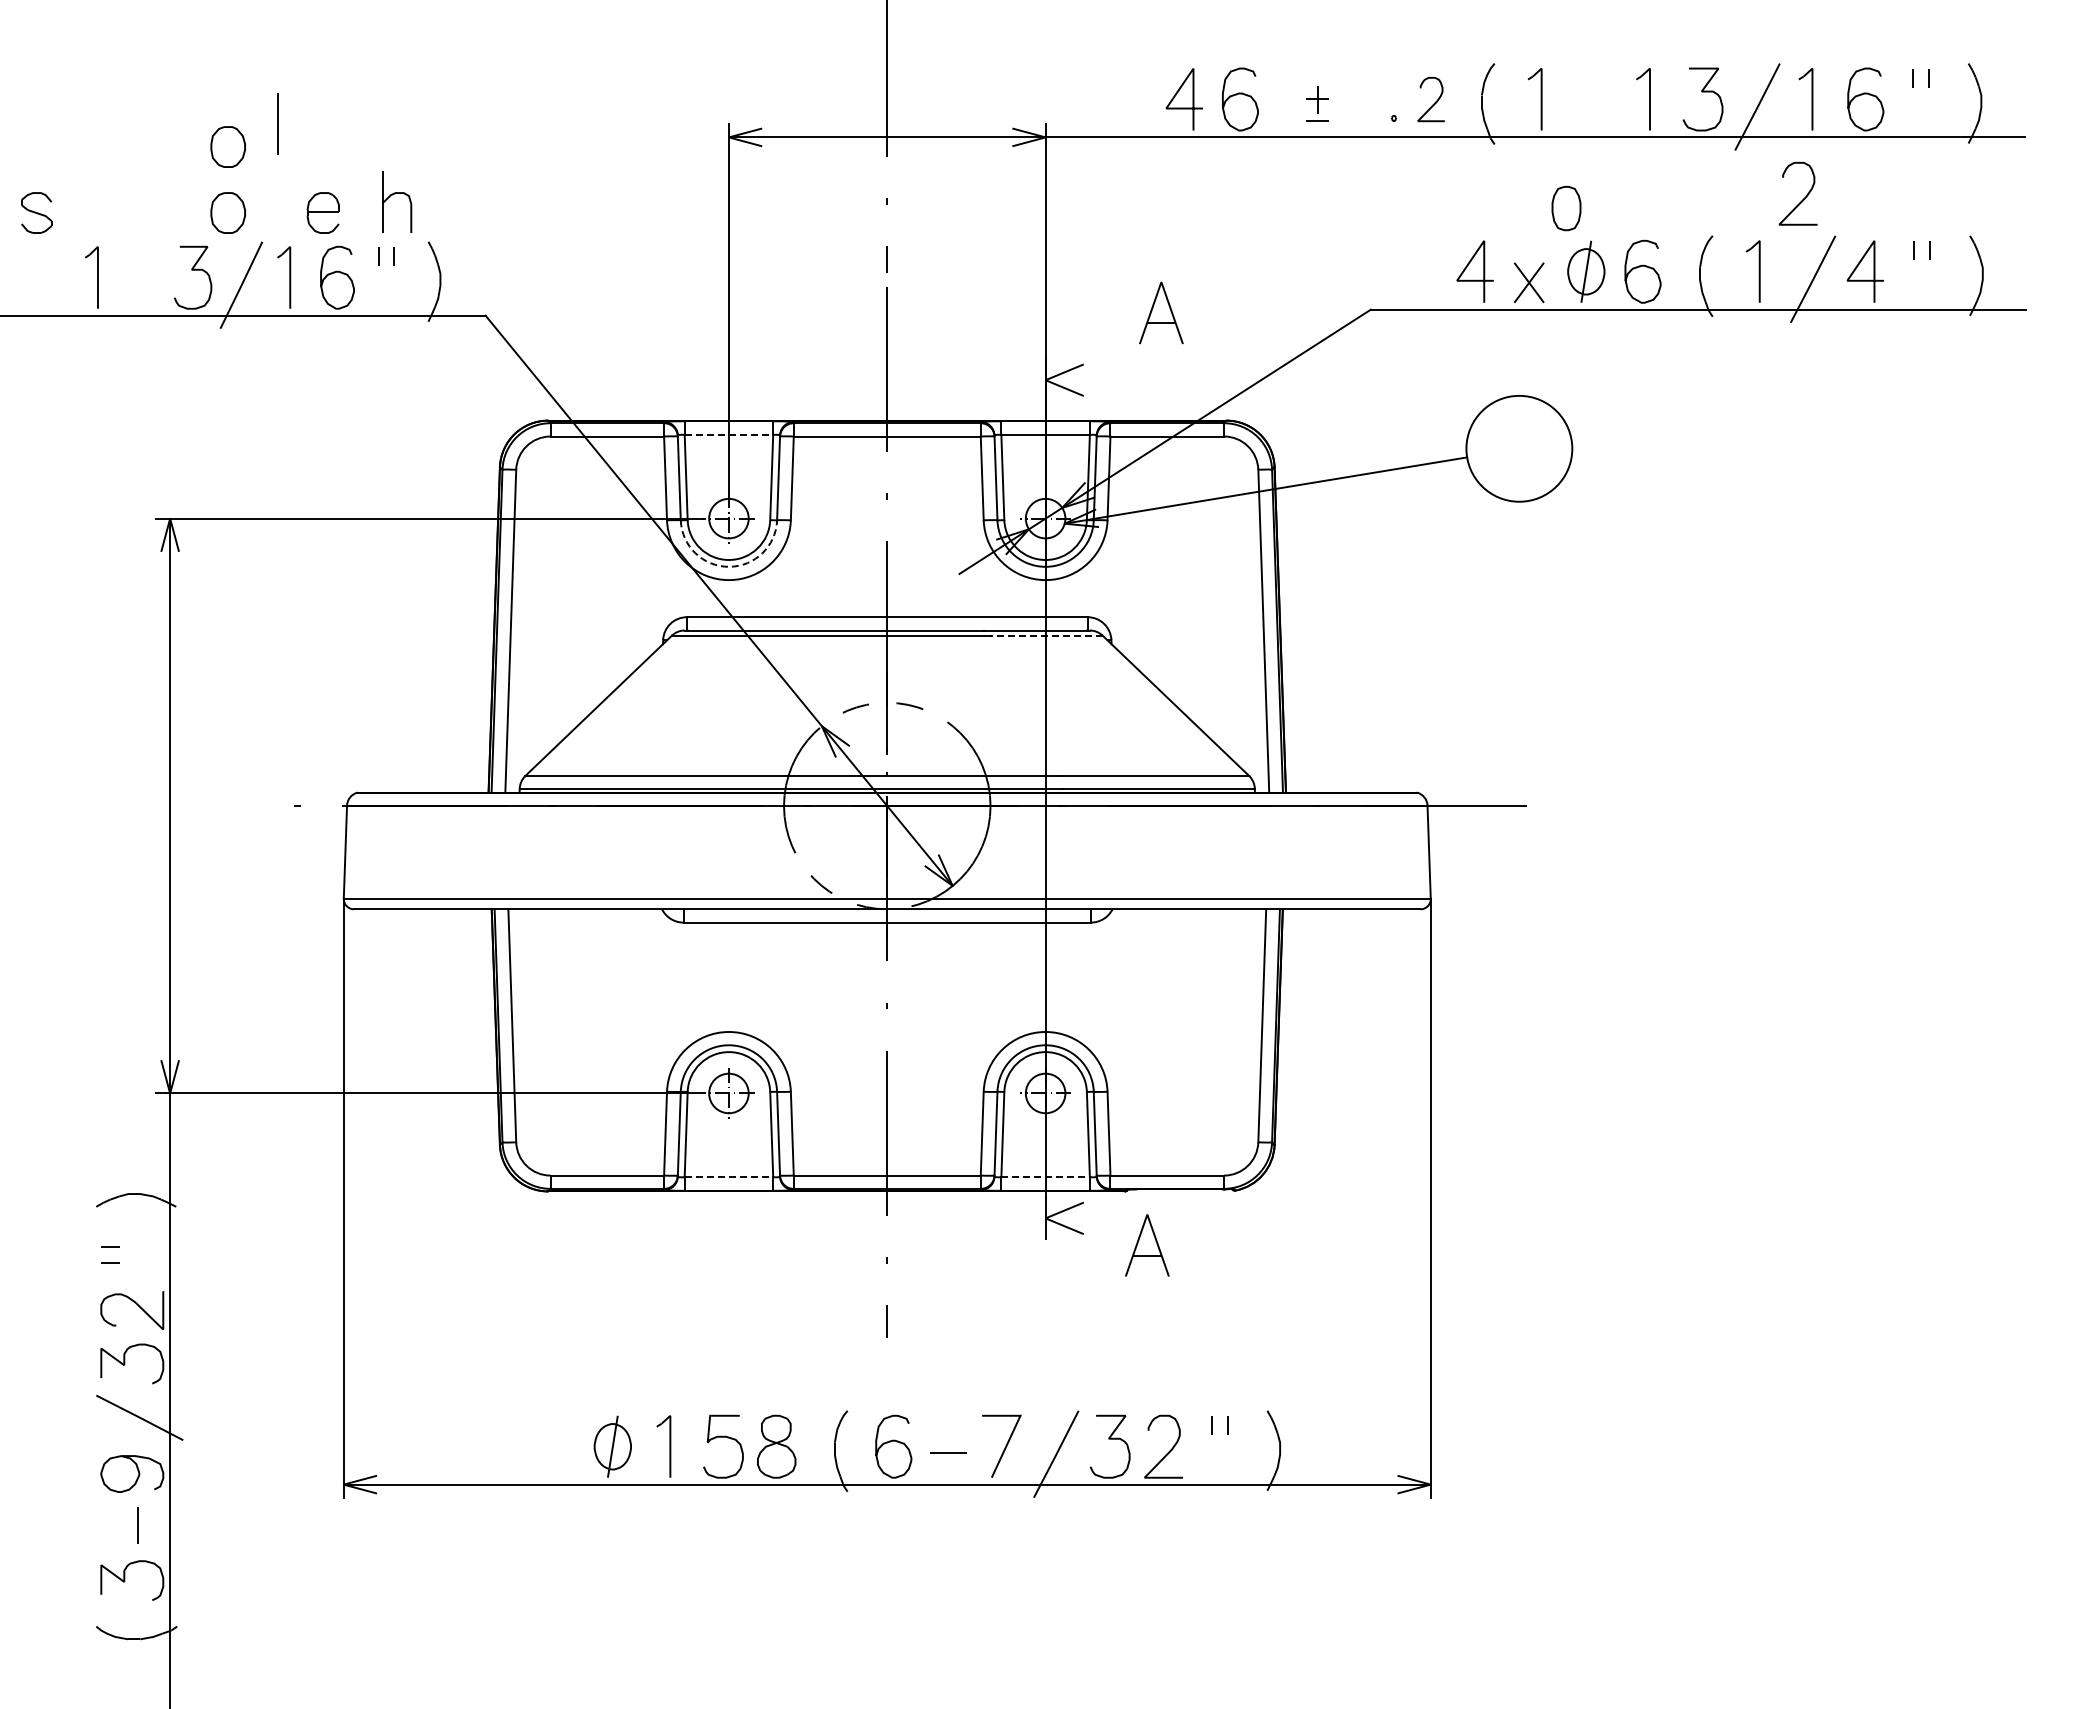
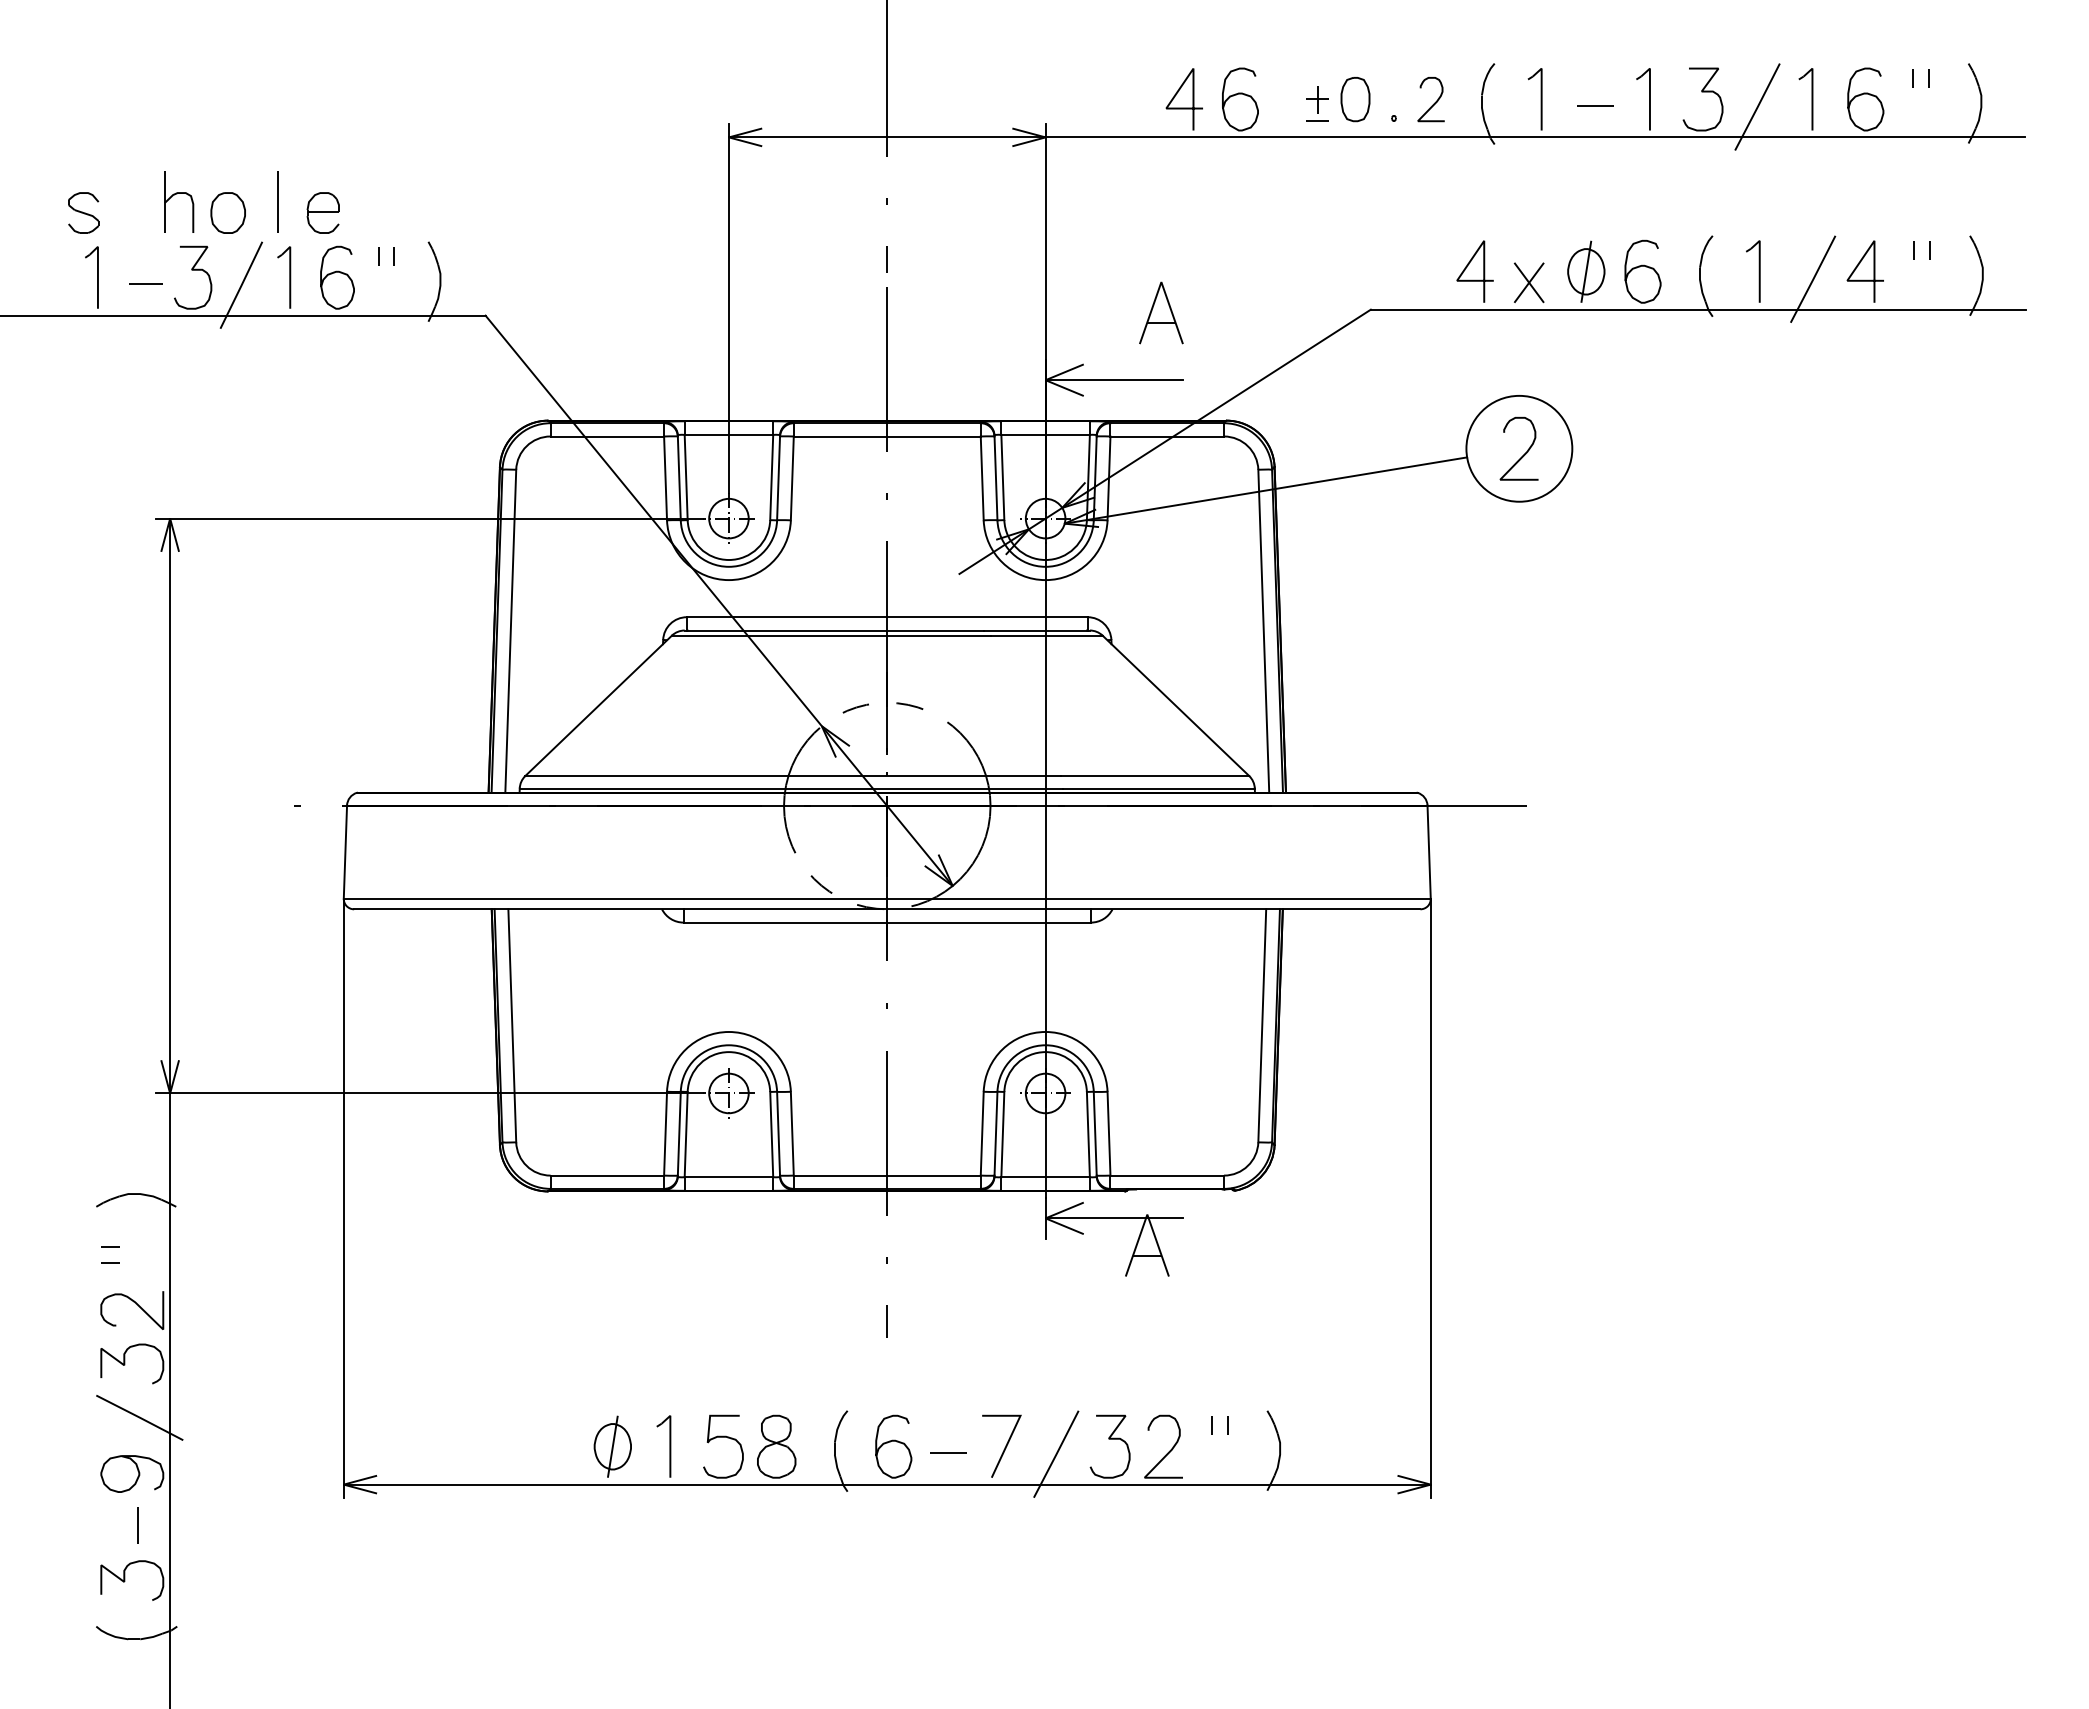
line: none -> present (1595, 105)
line position: (277, 123) -> (277, 201) (277, 201)
part: present -> none (227, 146)
part position: (395, 194) -> (177, 194) (177, 194)
curve position: (1803, 198) -> (1524, 453) (1524, 453)
part position: (1566, 208) -> (1355, 99) (1355, 99)
part position: (36, 212) -> (83, 212) (83, 212)
line: none -> present (145, 283)
line: none -> present (1114, 380)
line: dashed -> solid (729, 434)
arc: dashed -> solid (728, 566)
line: dashed -> solid (1046, 635)
line: dashed -> solid (729, 1177)
line: dashed -> solid (1046, 1177)
line: none -> present (1114, 1218)
